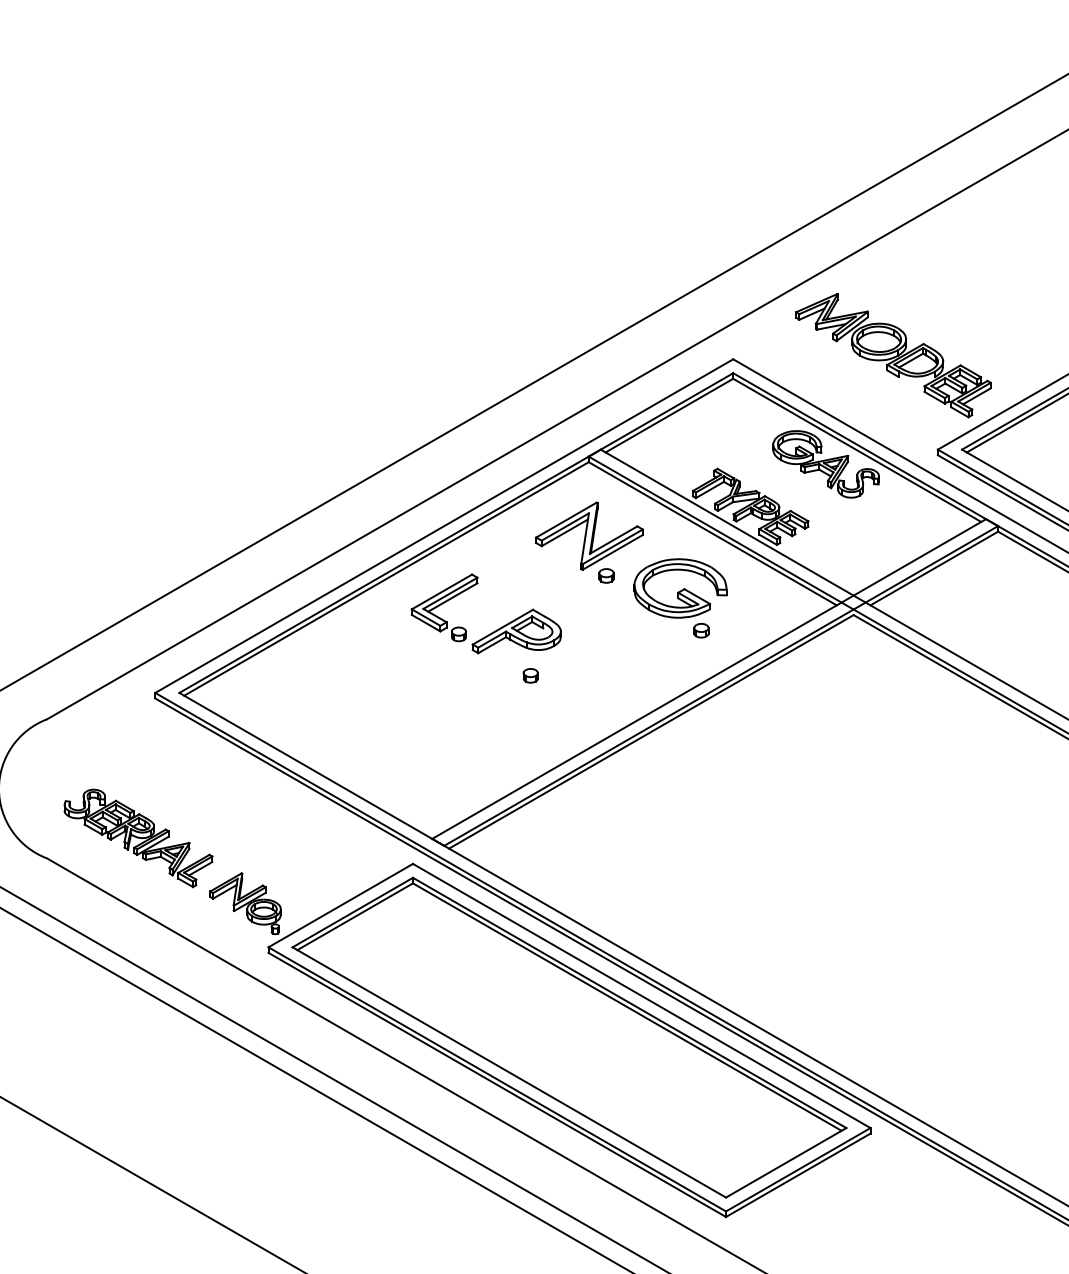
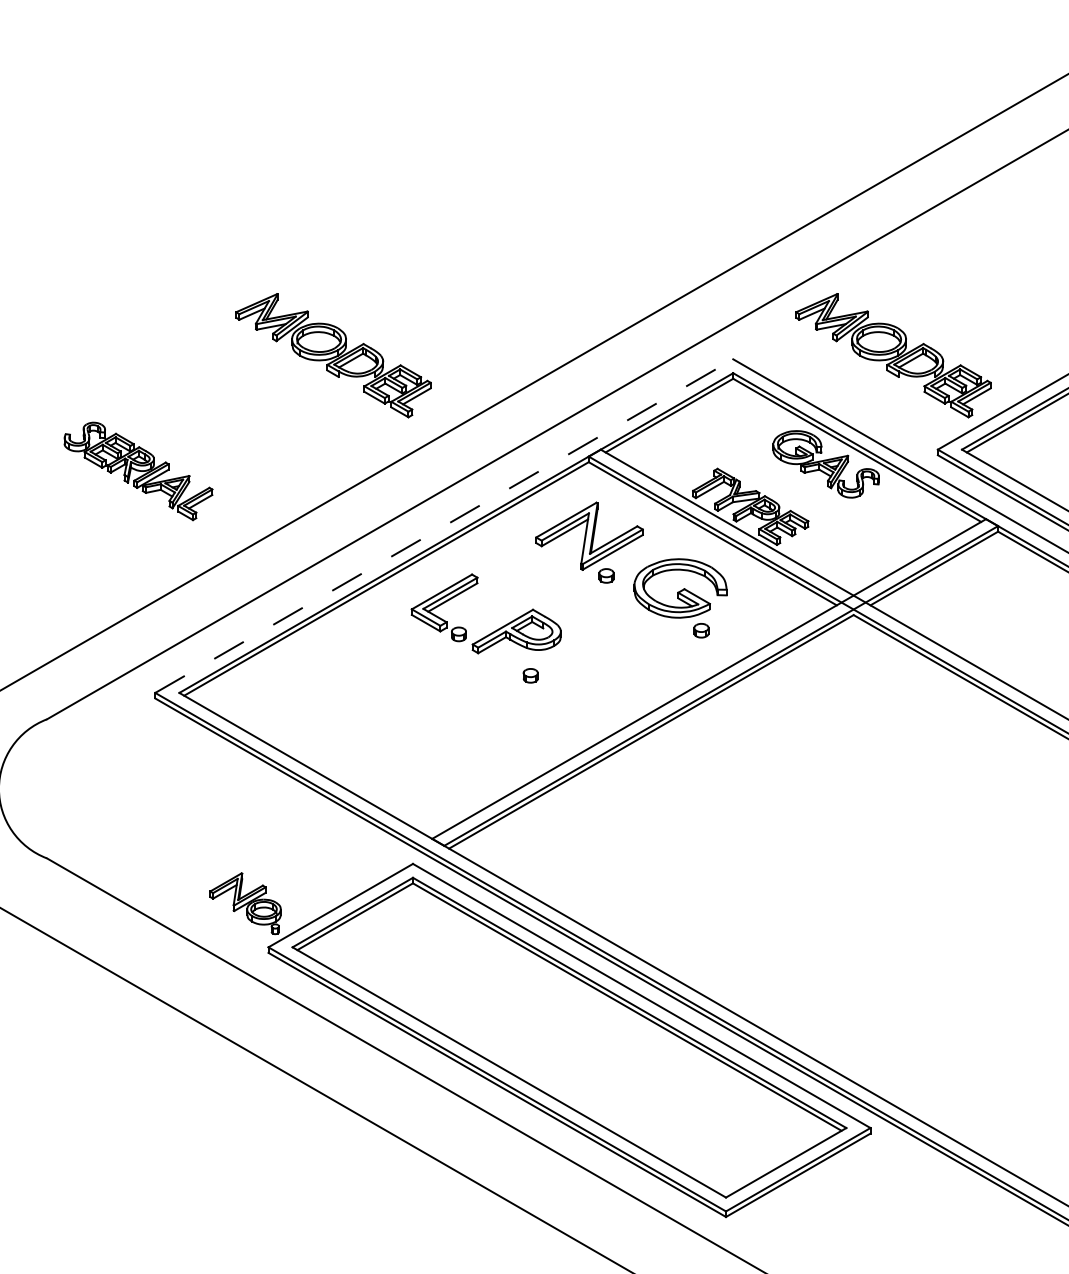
part: none -> present (333, 355)
line: solid -> dashed (444, 526)
part position: (138, 838) -> (138, 471) (138, 471)
line: present -> none (333, 1079)
line: present -> none (151, 1184)
